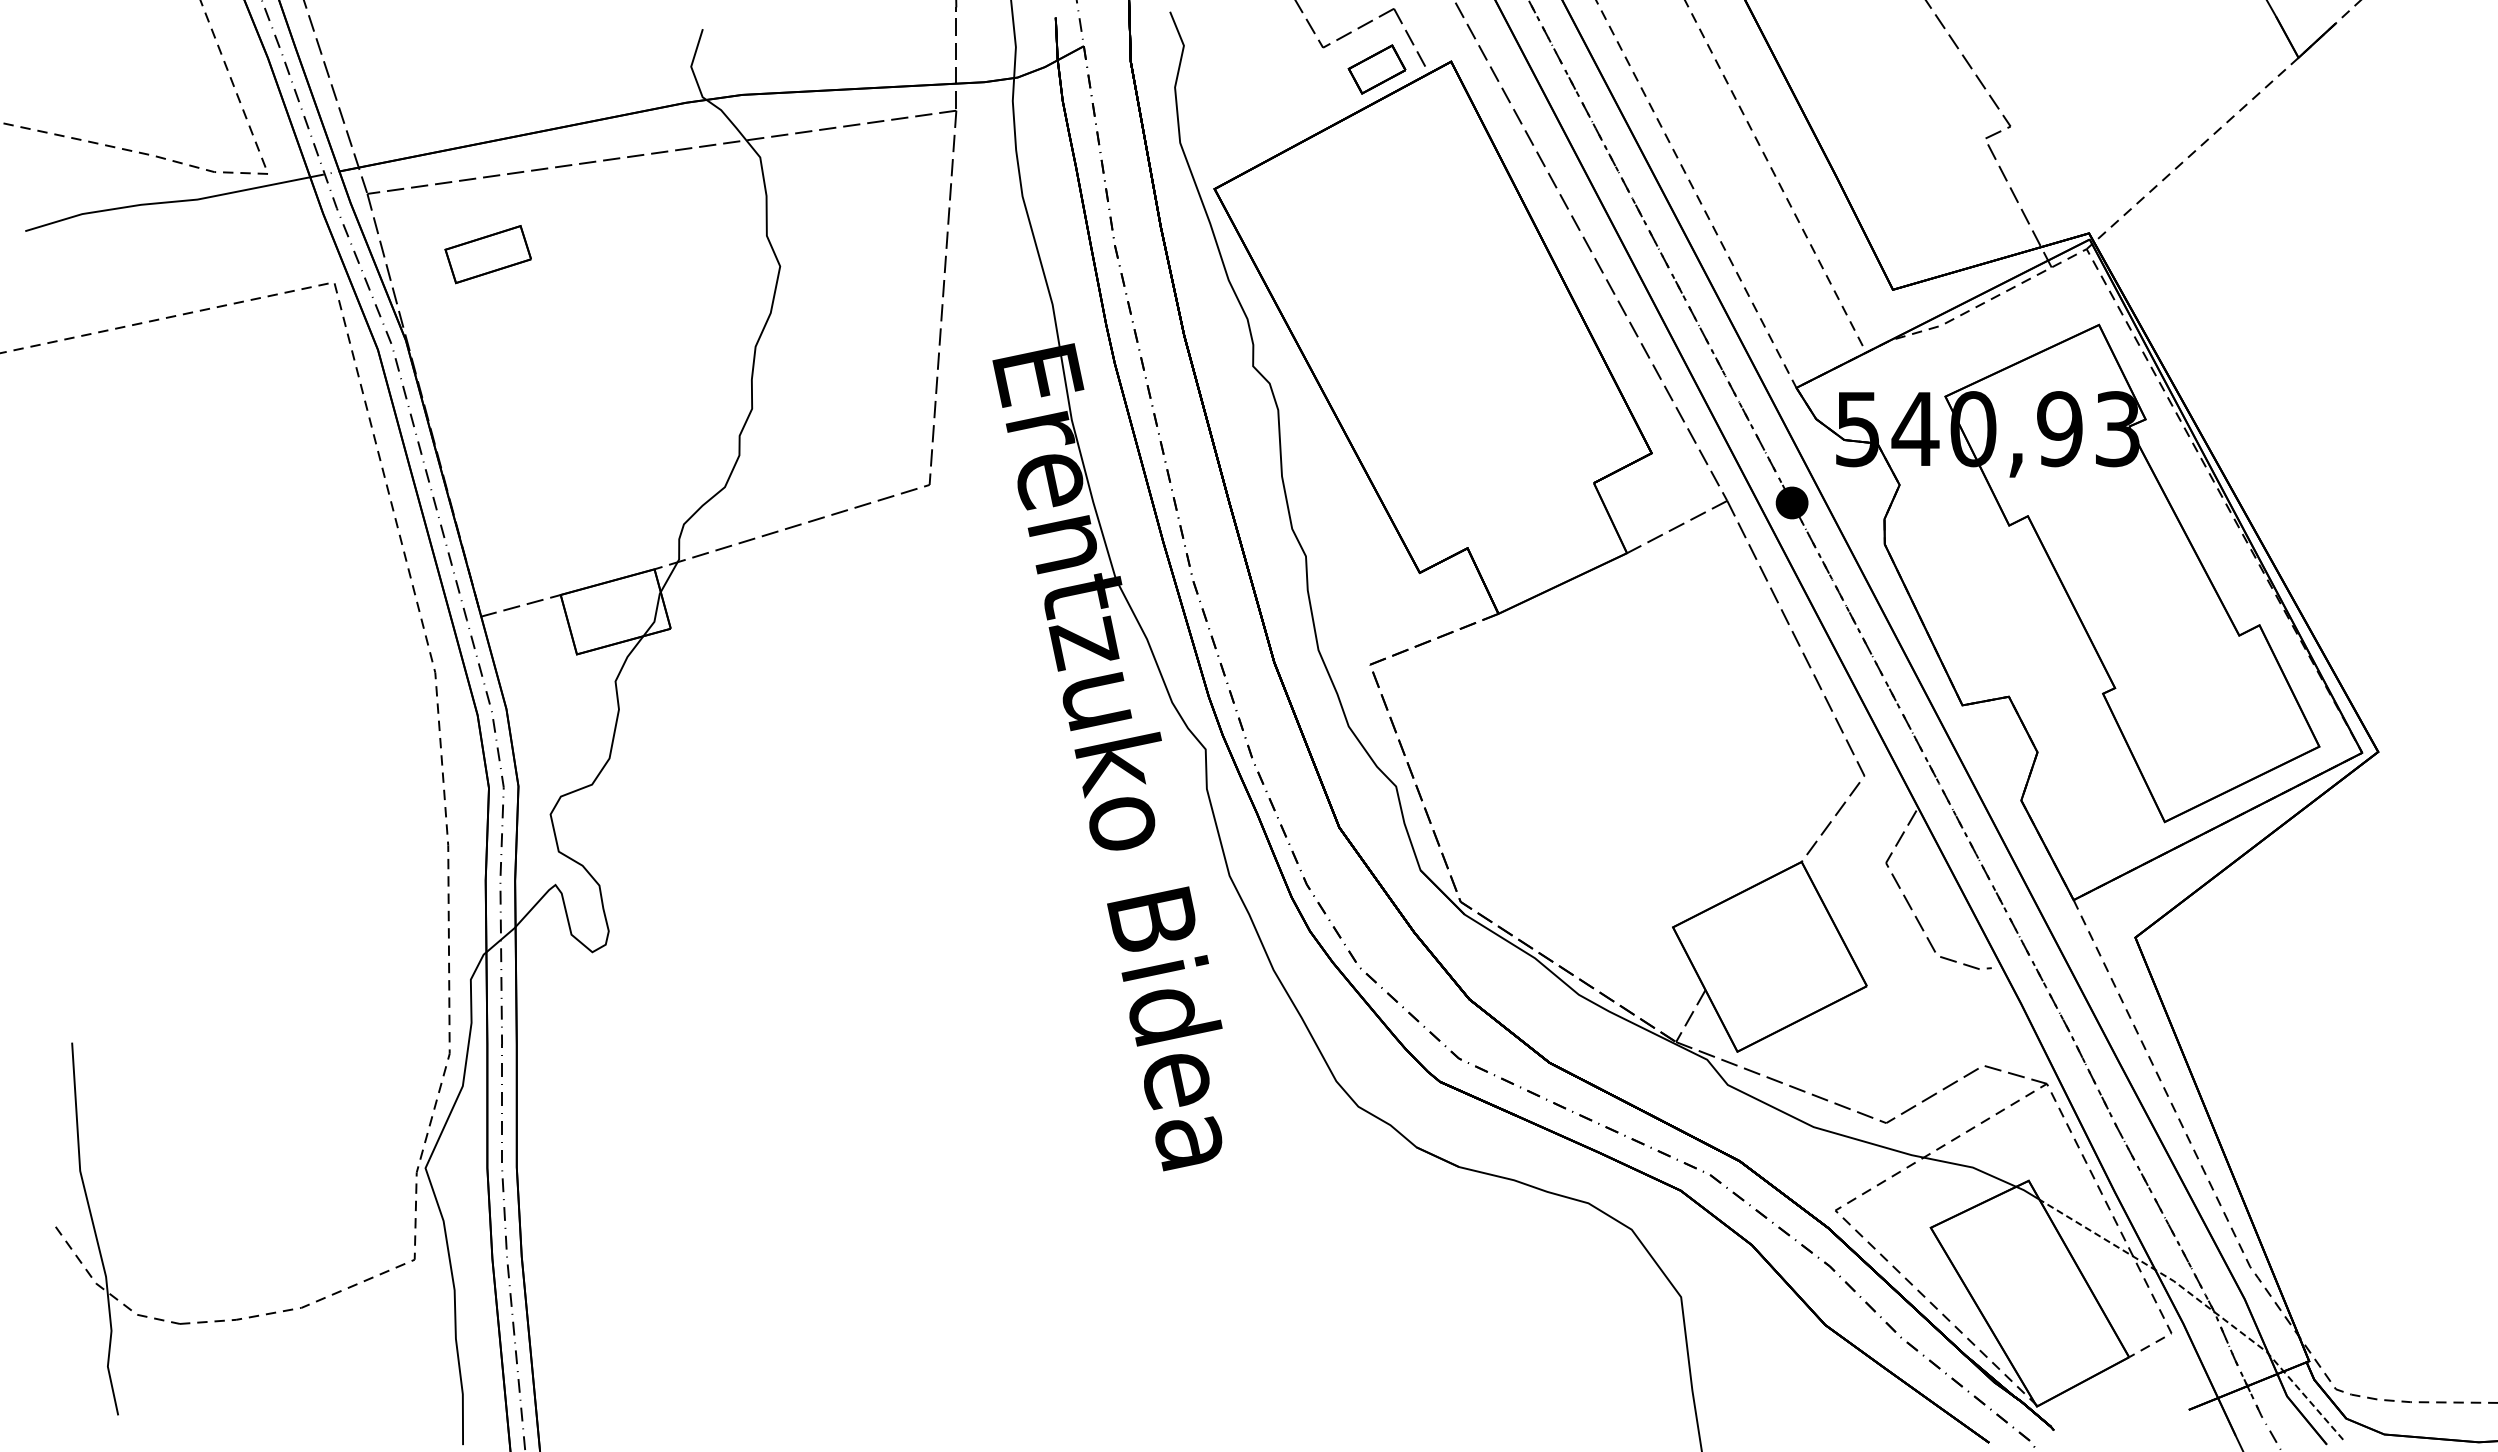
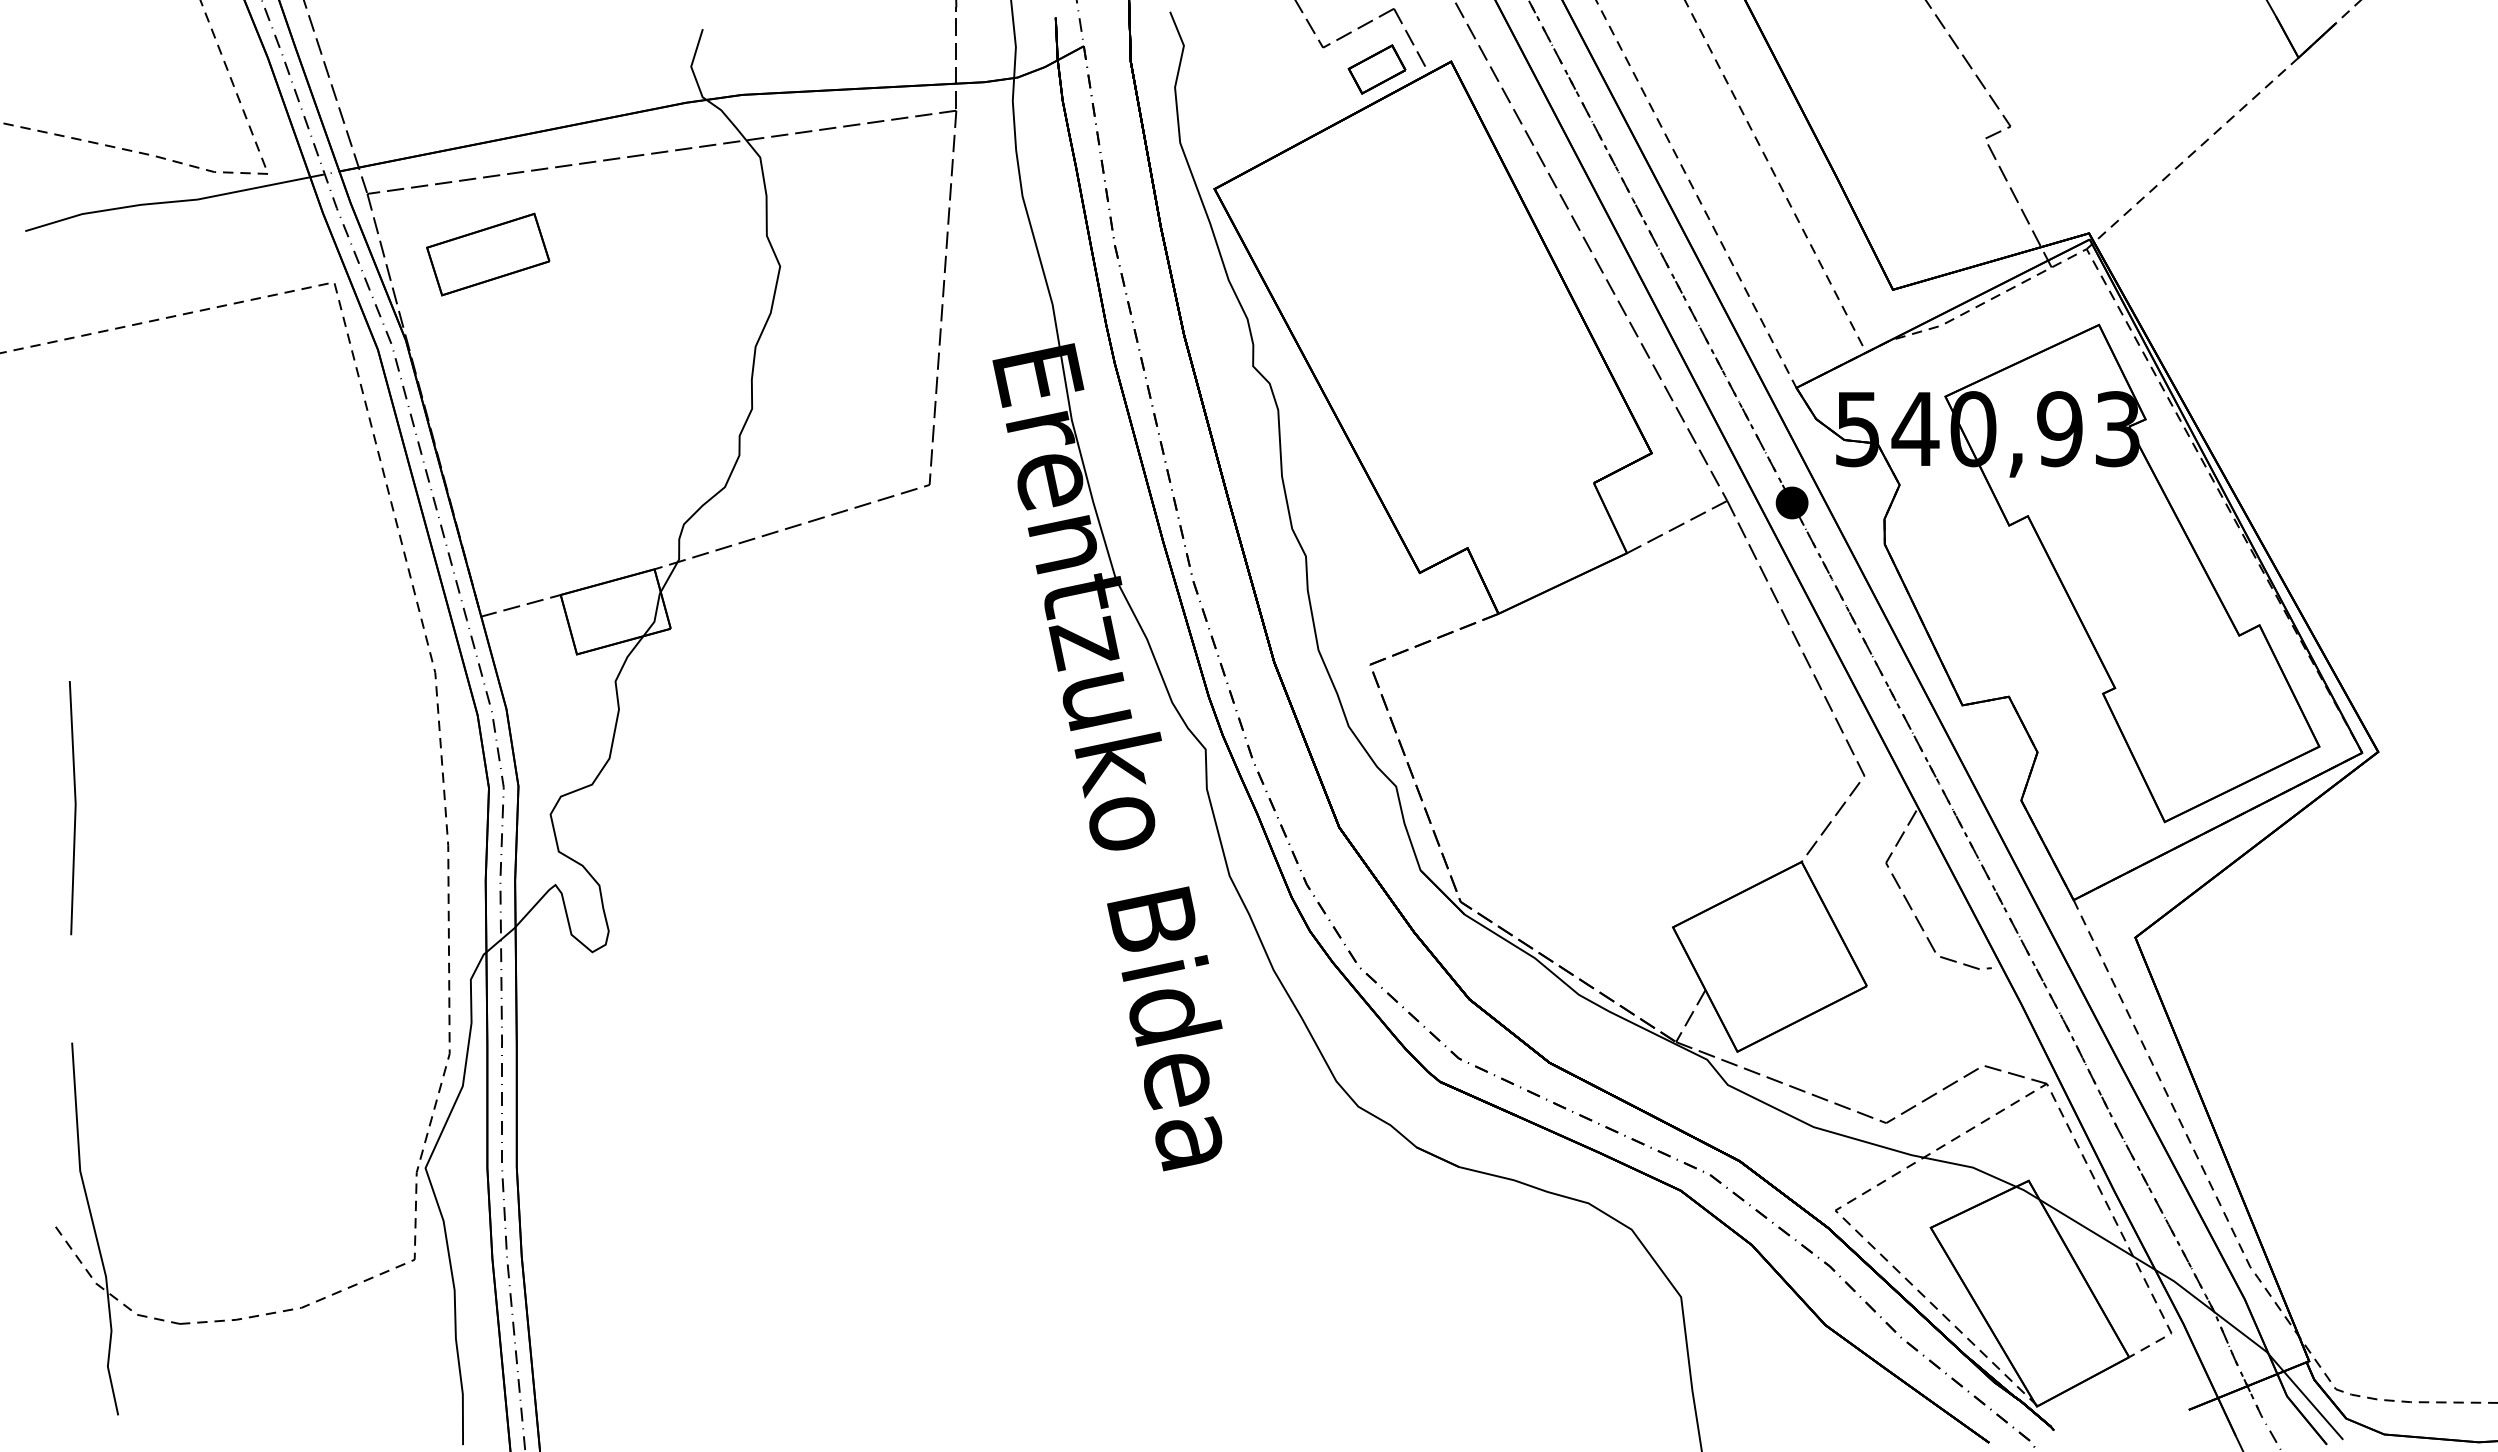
part size: 88x60 px -> 125x85 px (488, 254)
line: none -> present (74, 808)
line: dashed -> solid (2204, 1304)
